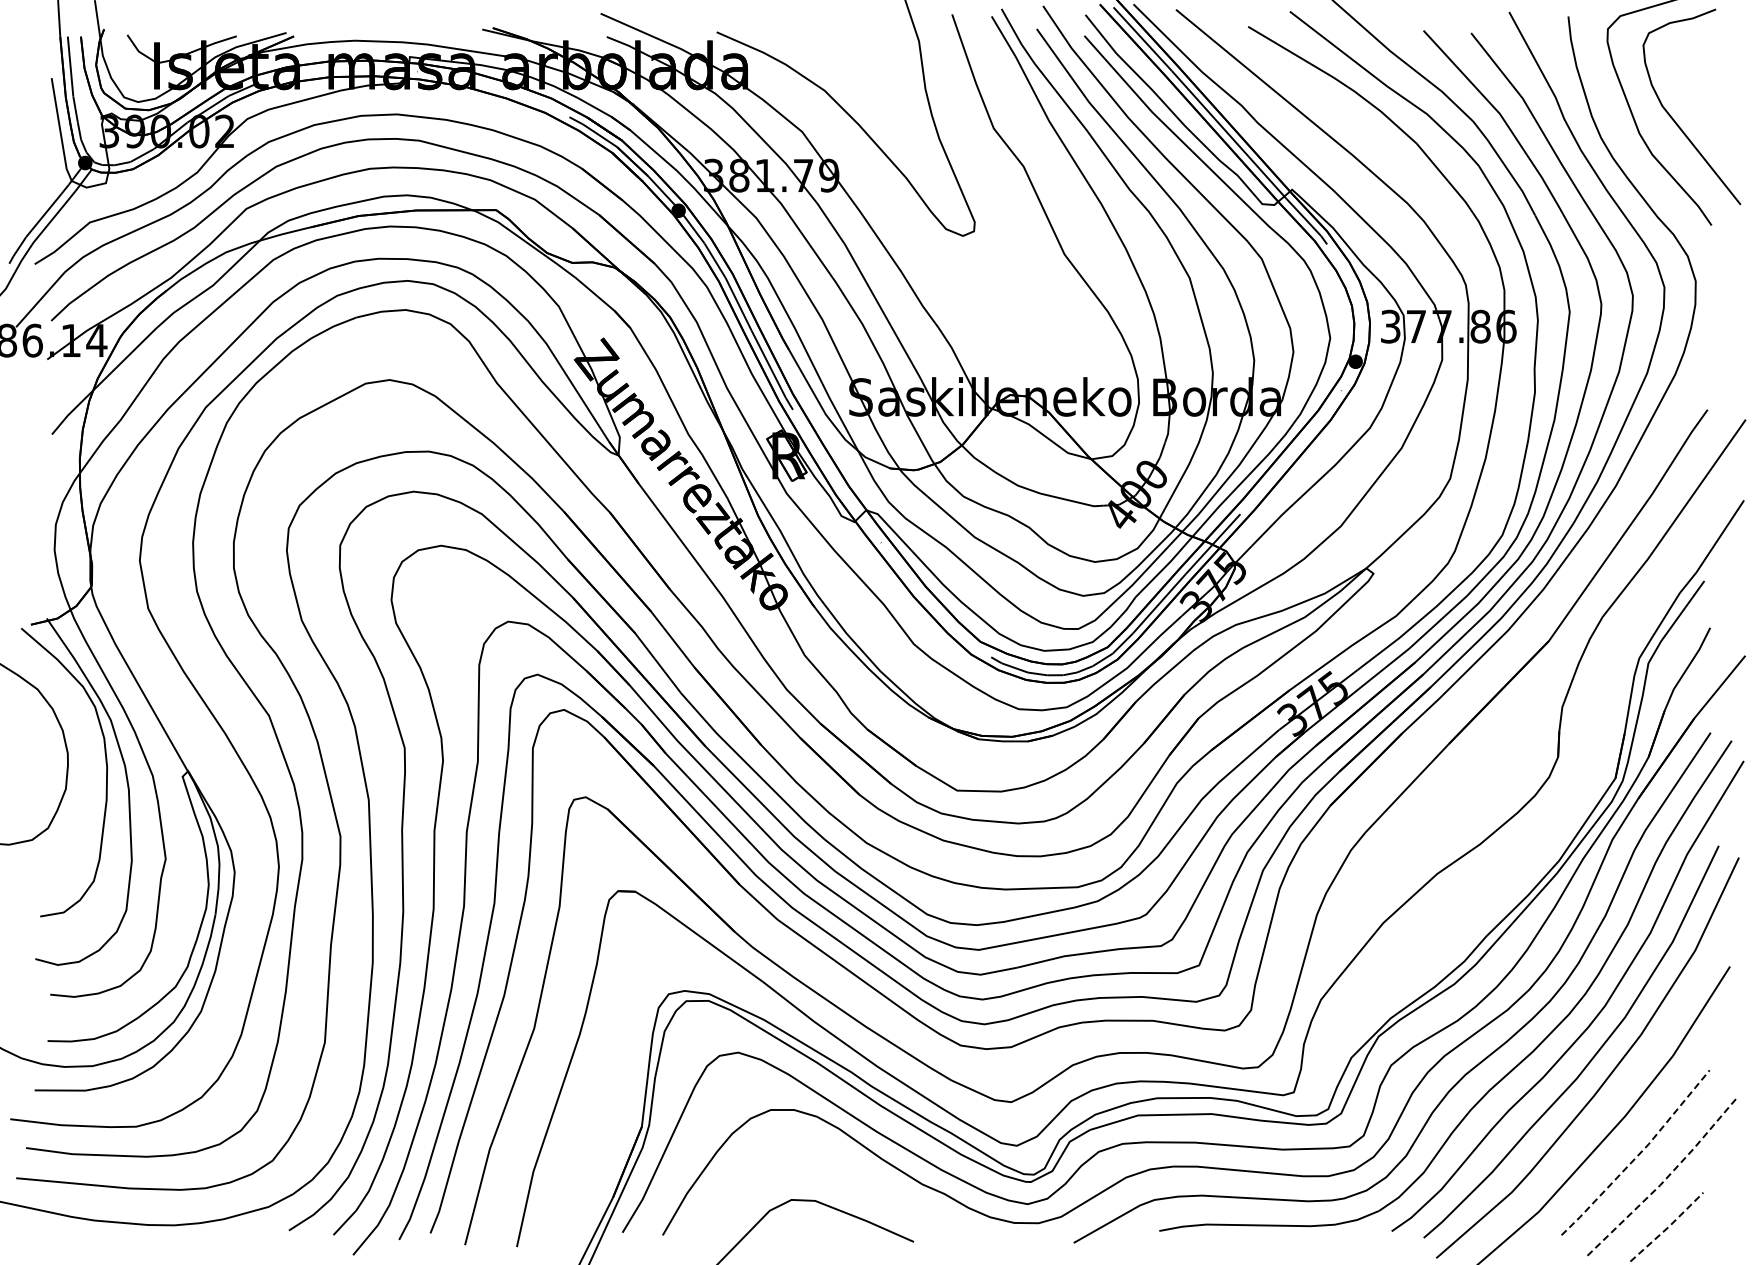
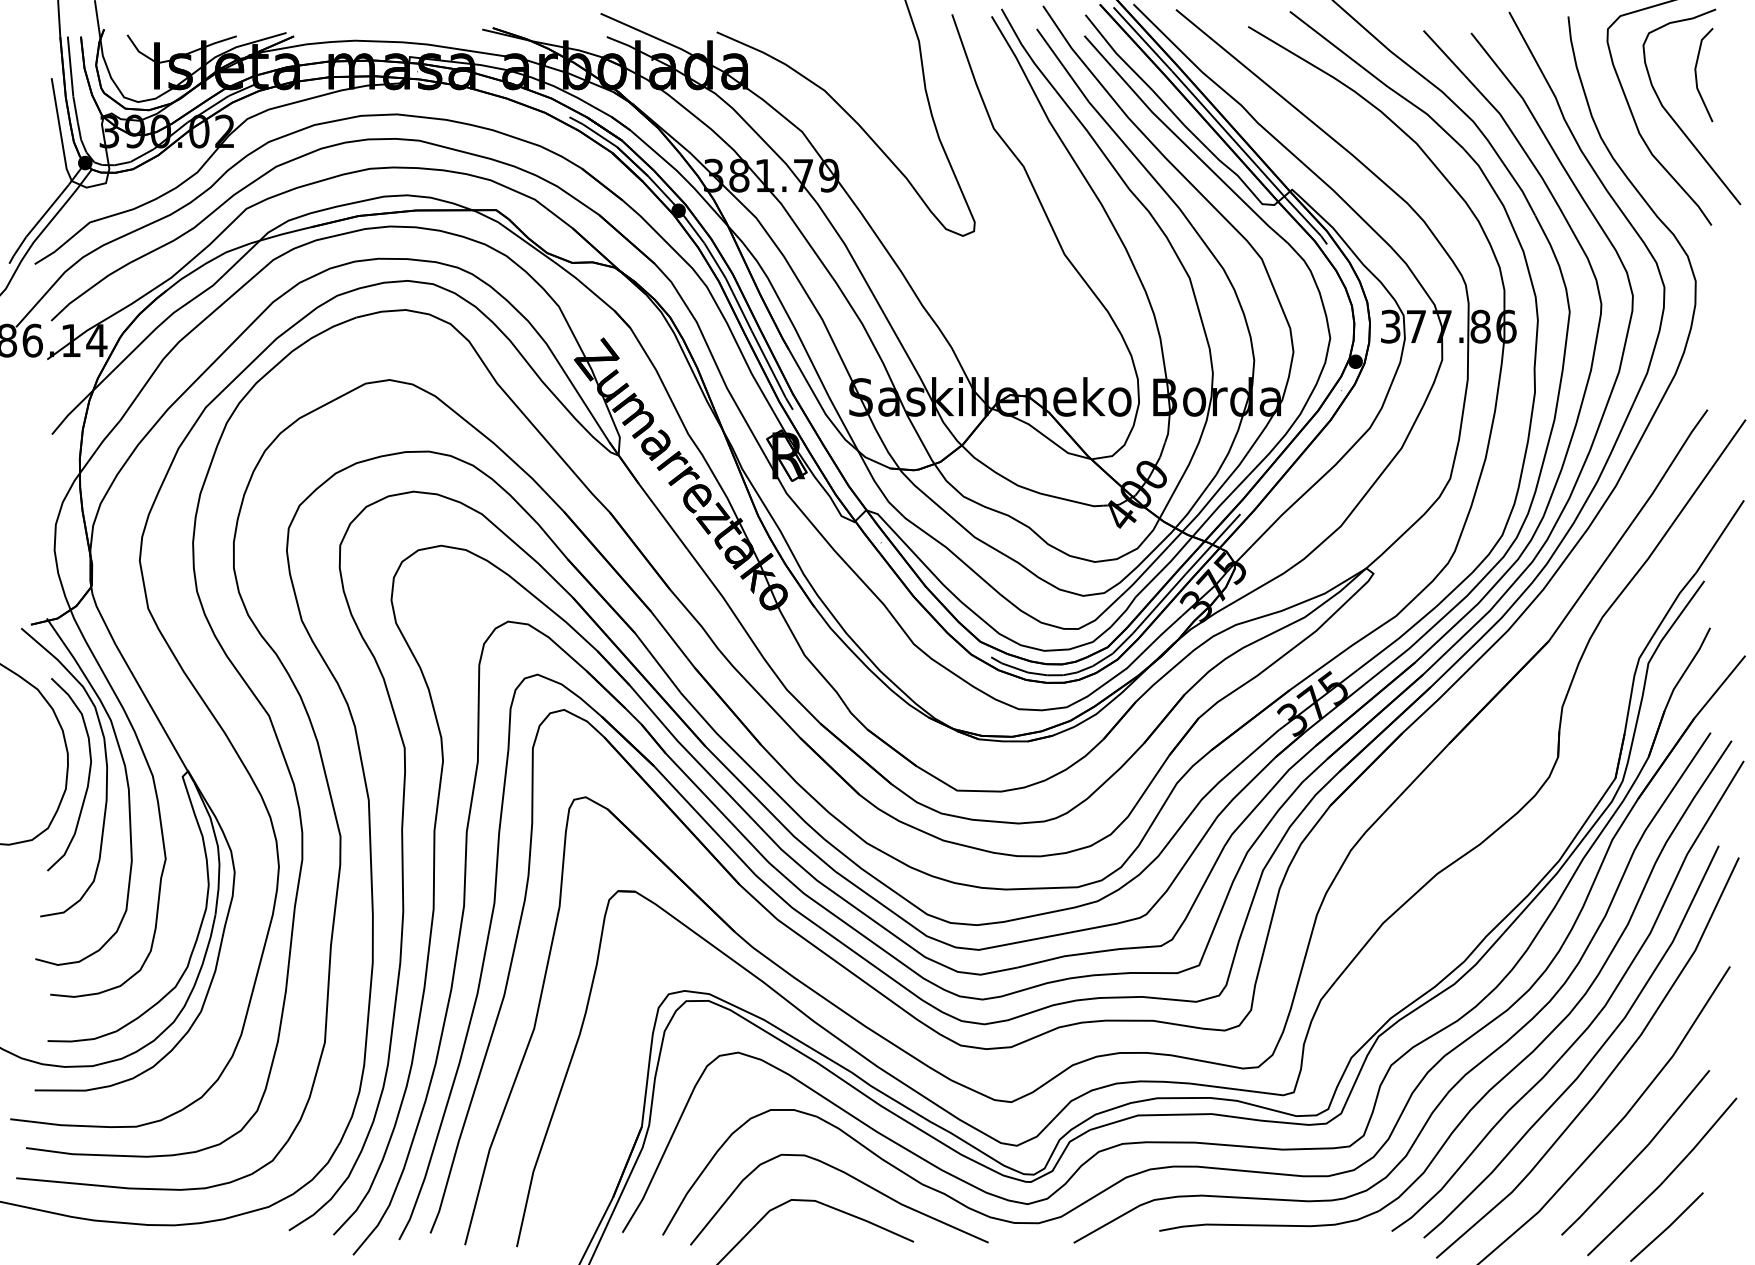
line: none -> present (1696, 74)
curve: none -> present (87, 779)
line: dashed -> solid (1638, 1155)
curve: none -> present (852, 1178)
line: dashed -> solid (1665, 1179)
line: dashed -> solid (1668, 1227)
